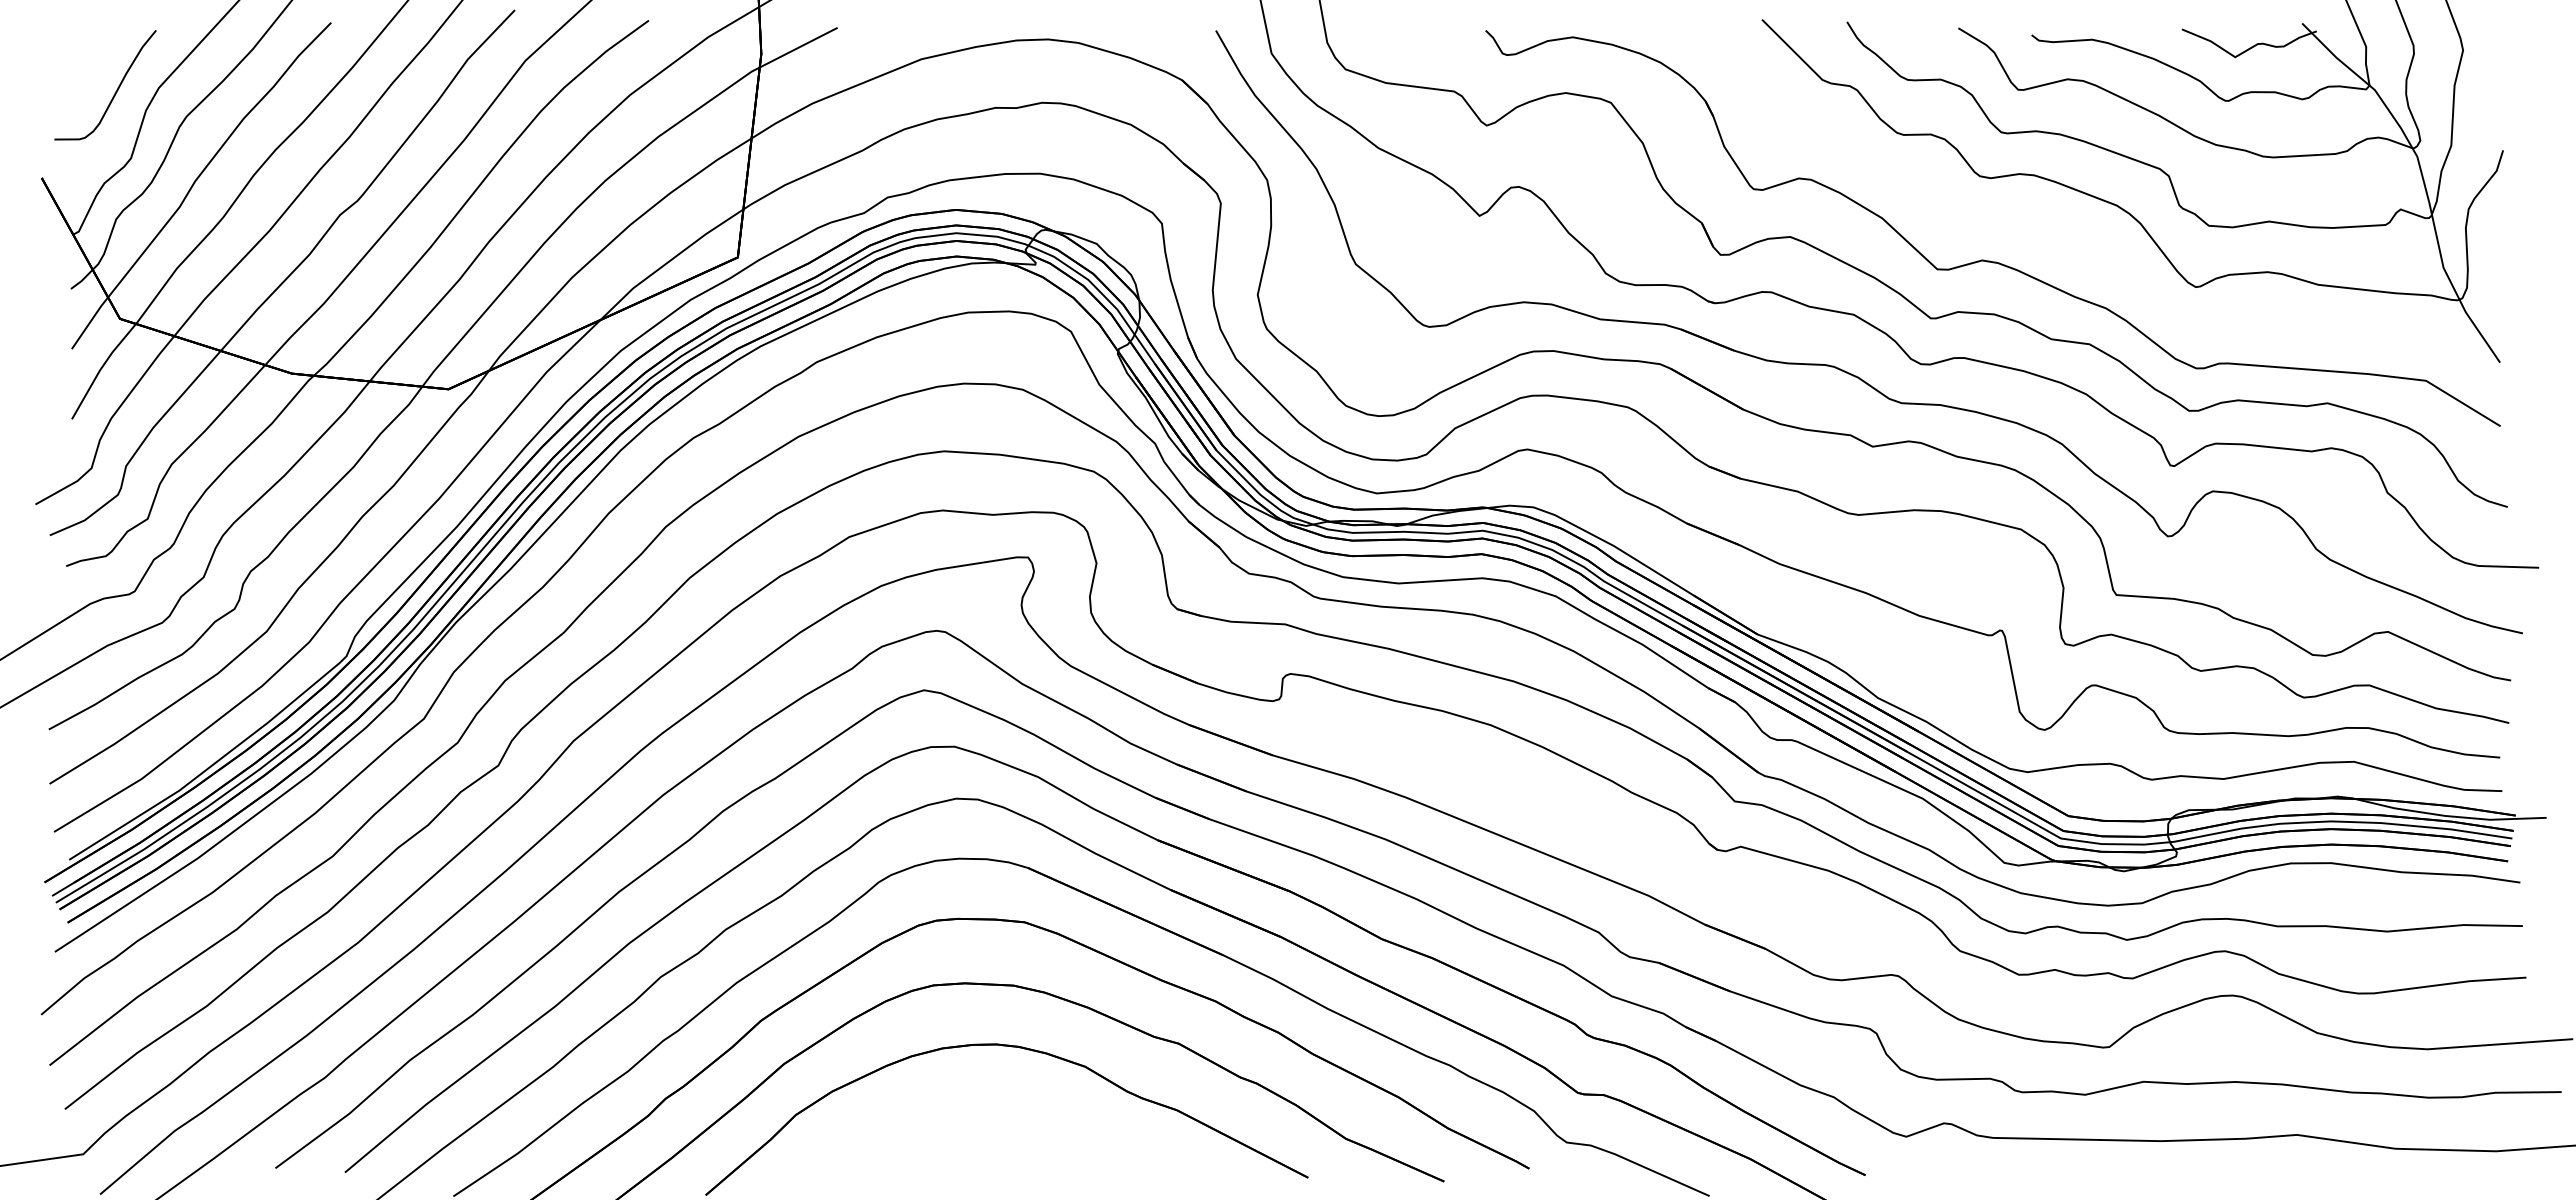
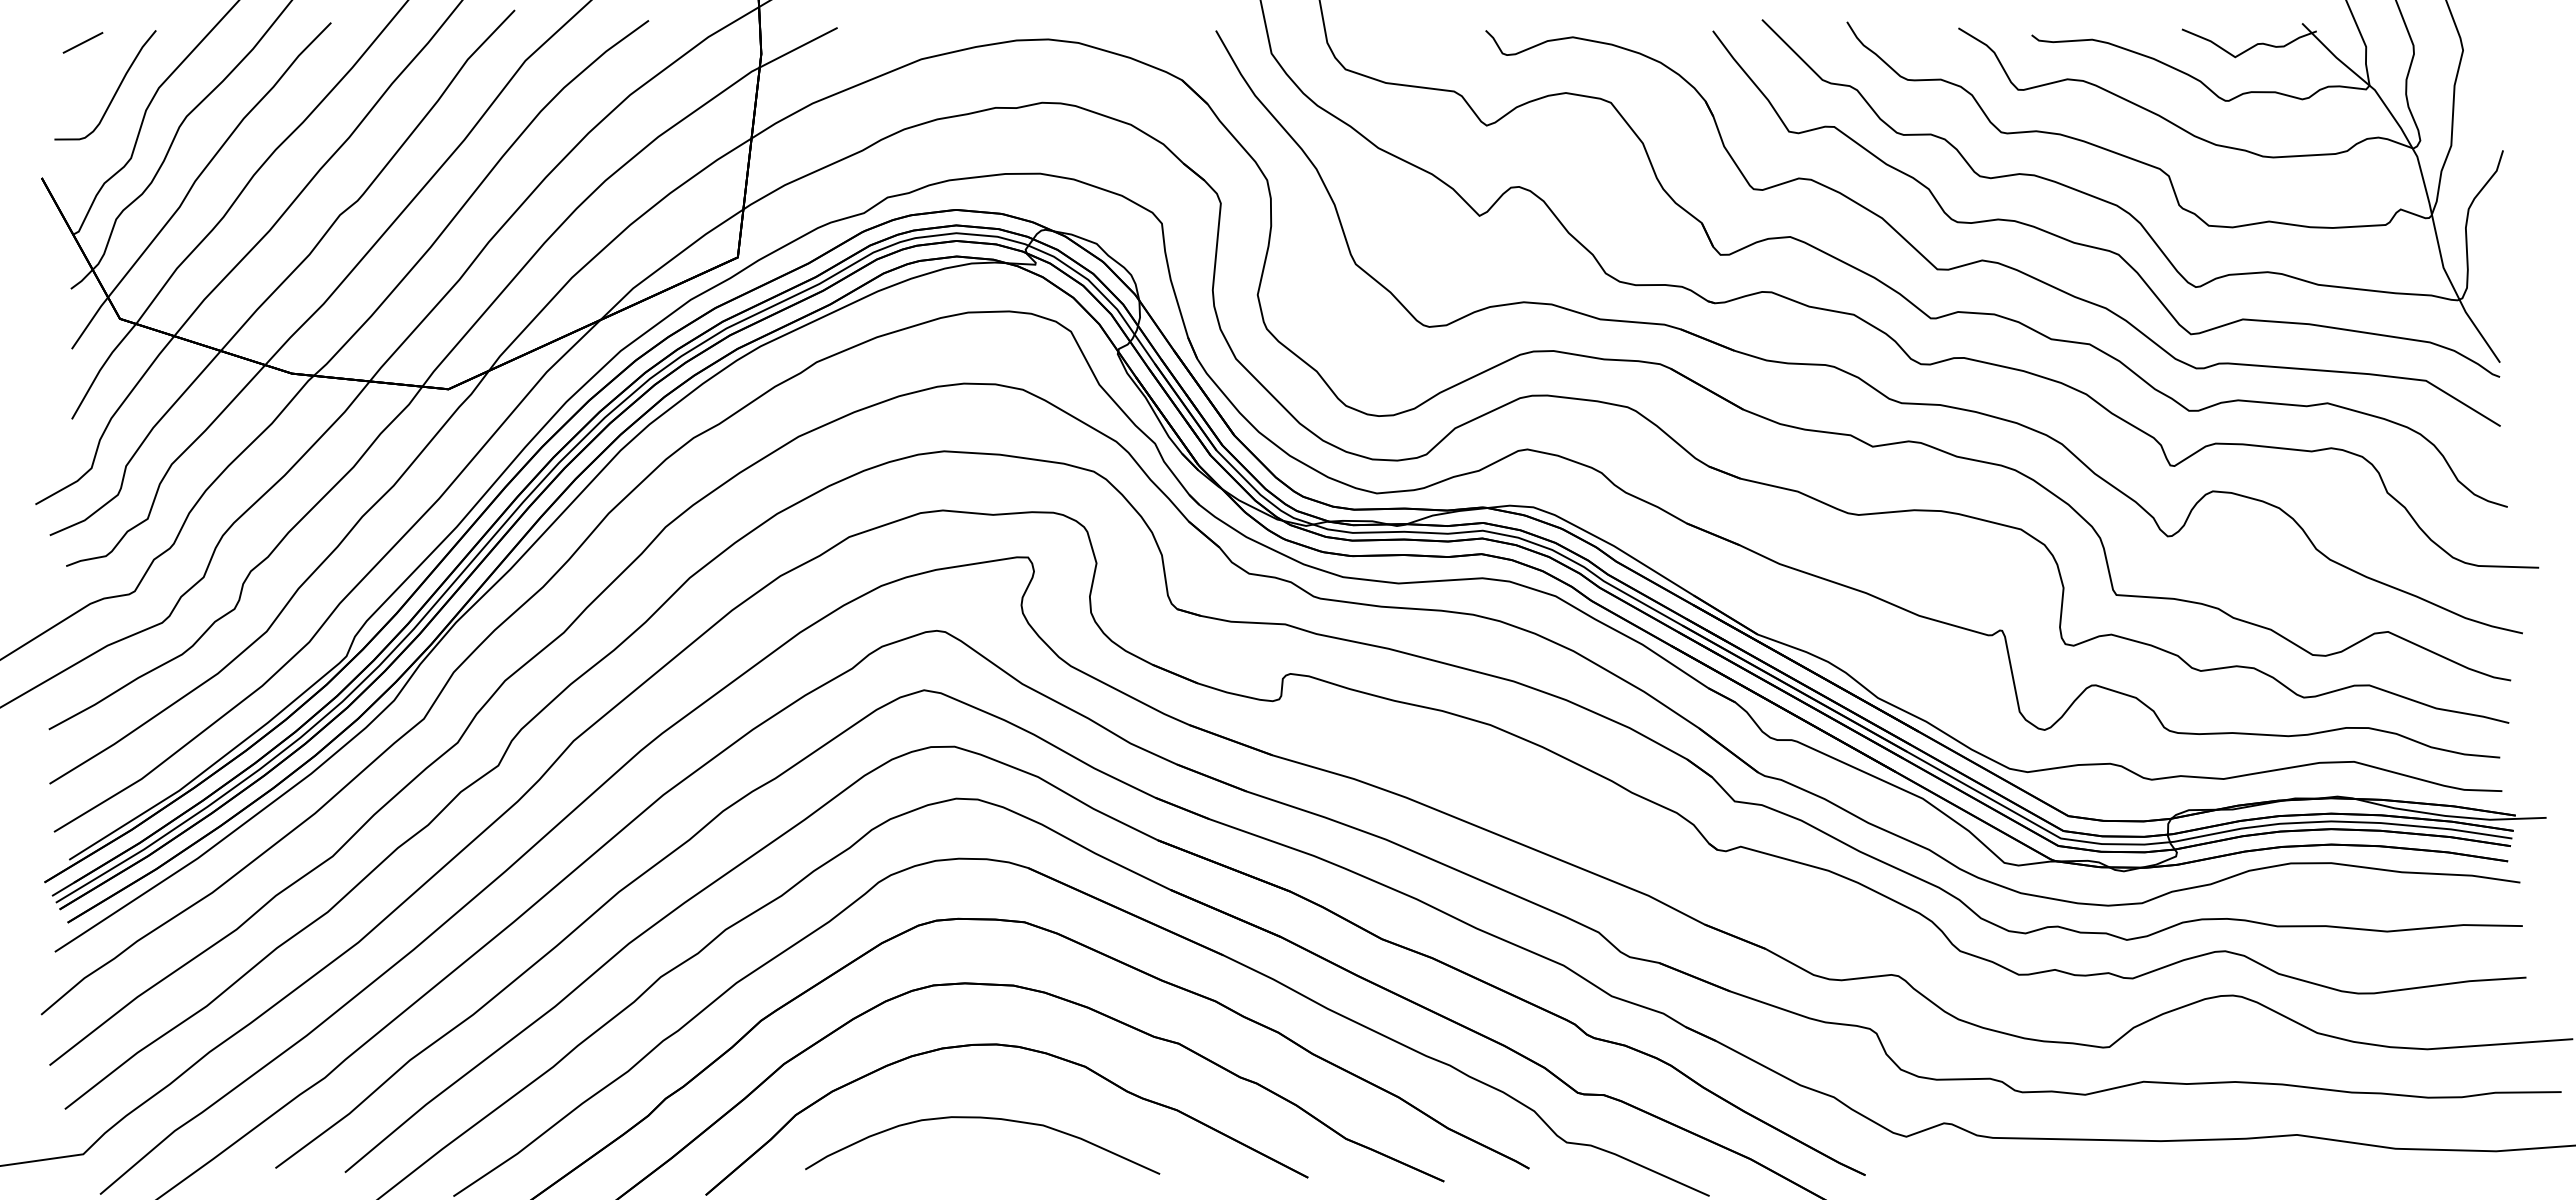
line: none -> present (82, 42)
part: none -> present (2095, 246)
part: none -> present (989, 1119)
